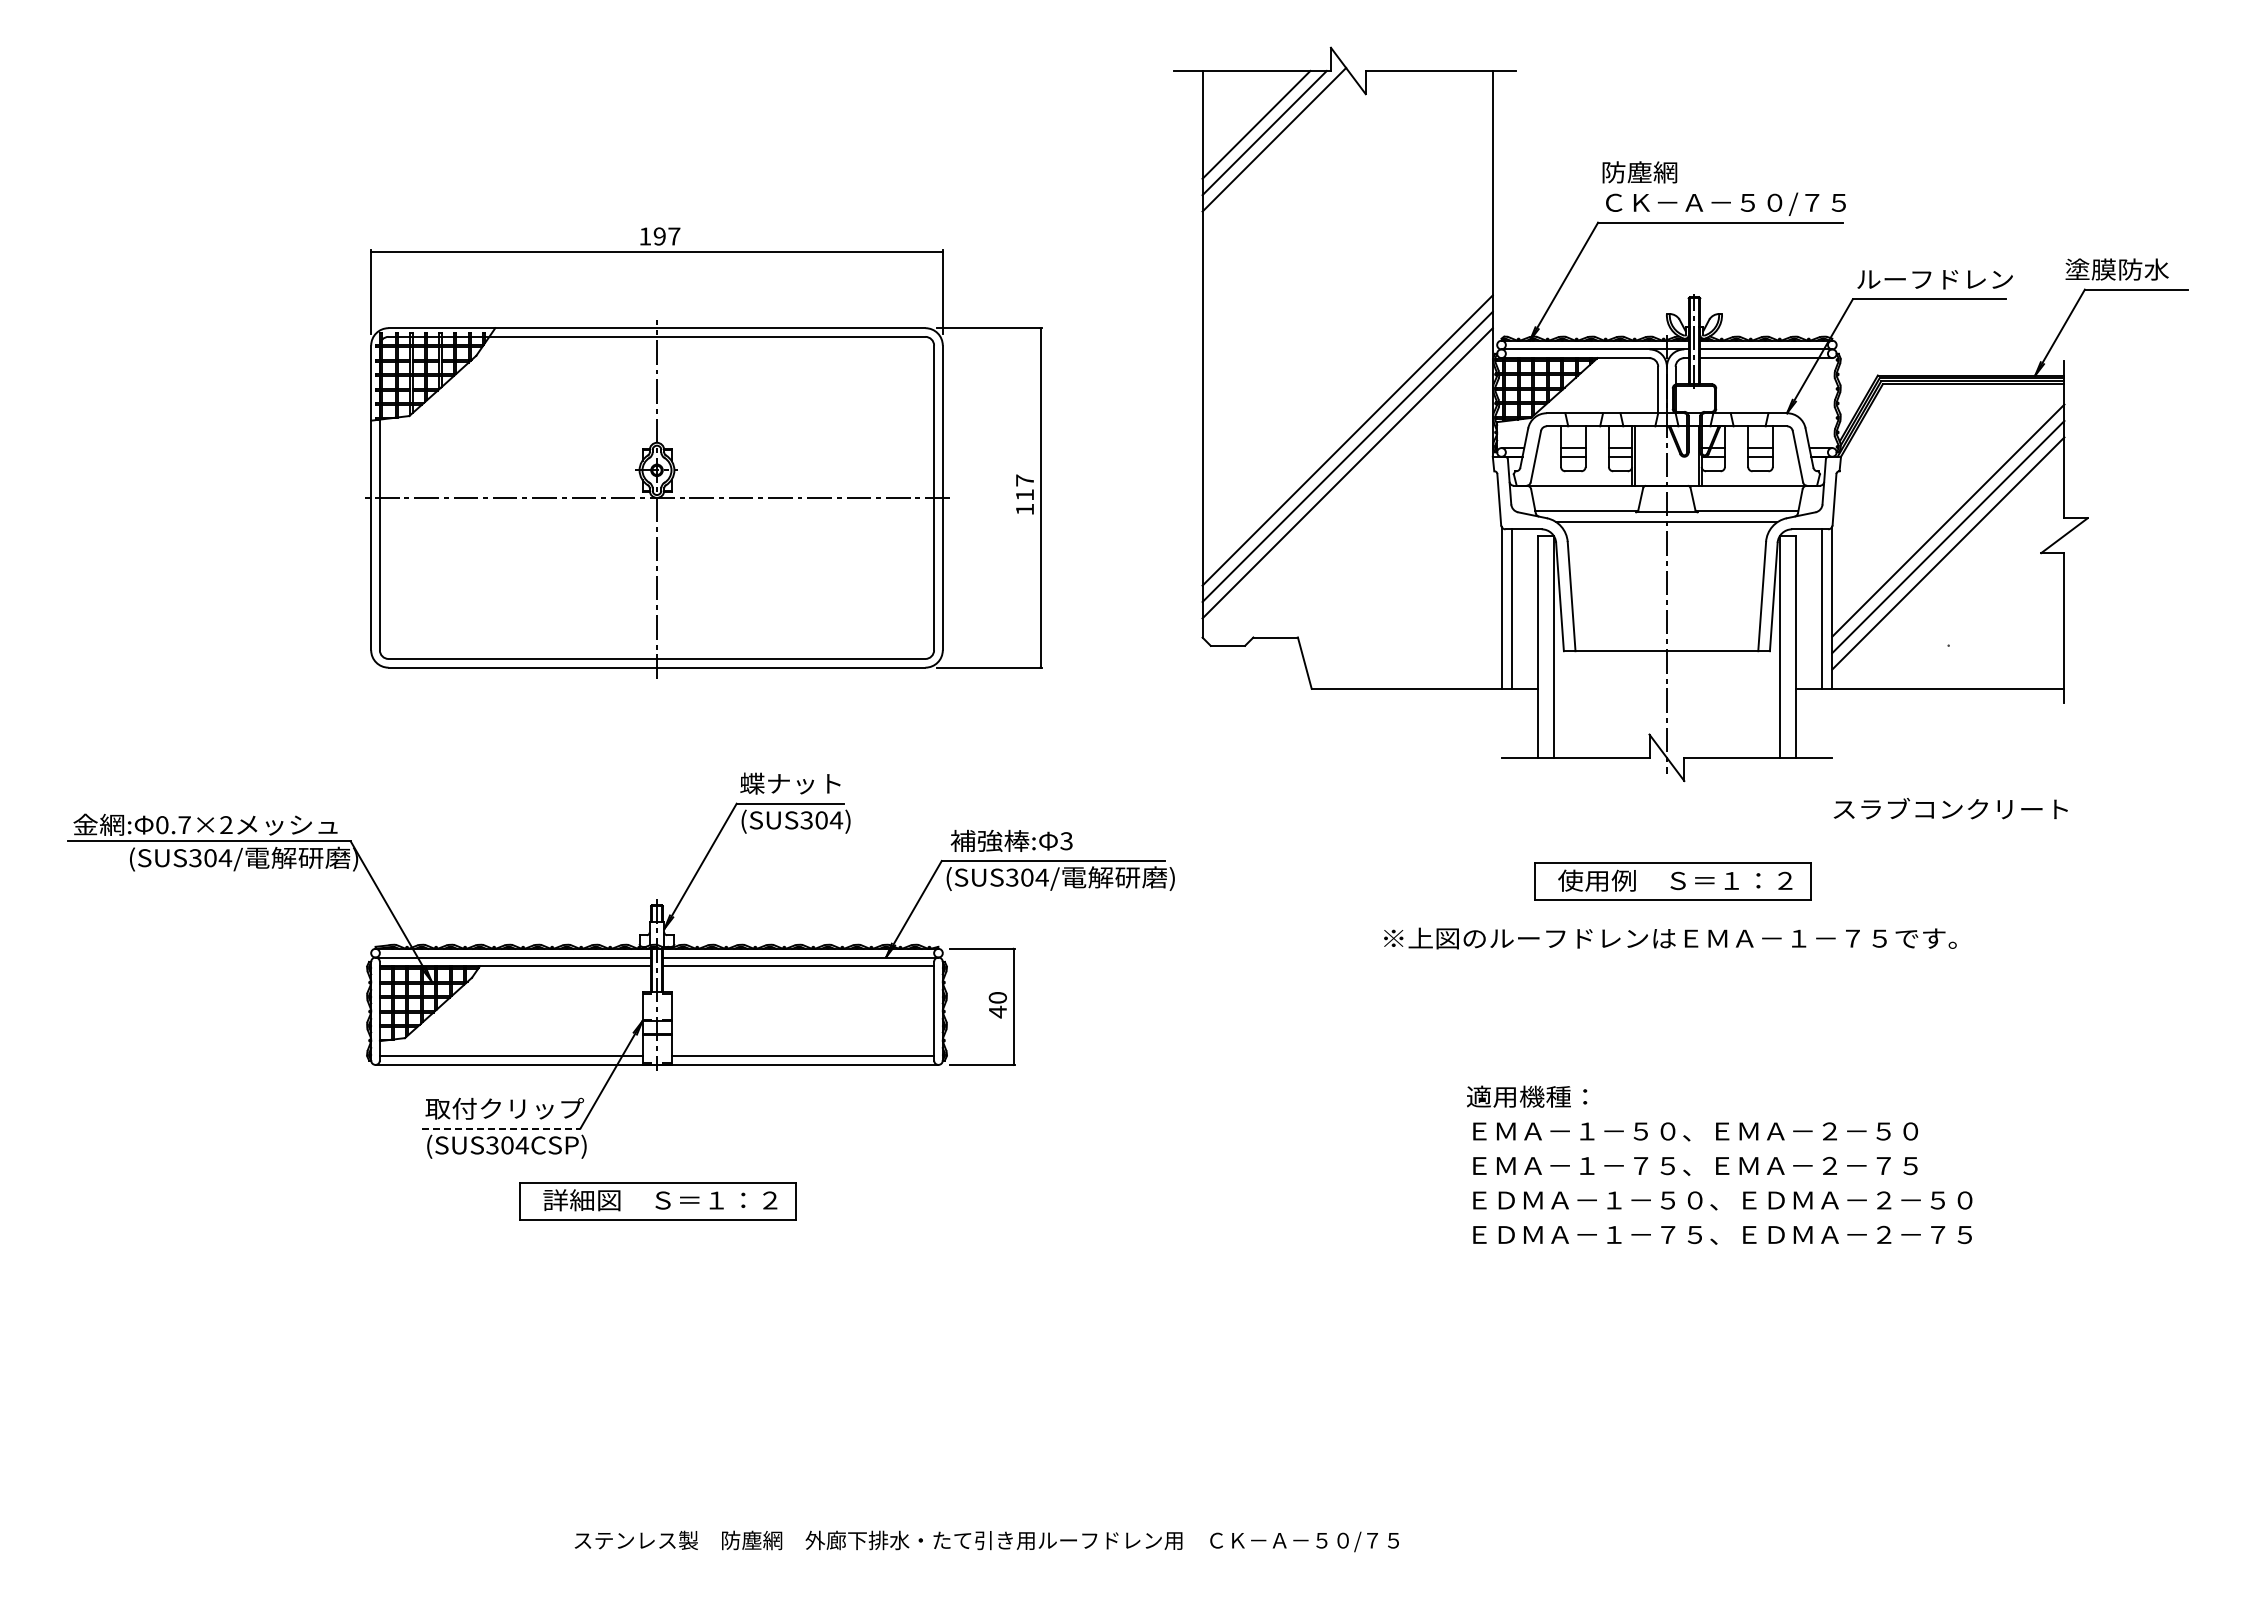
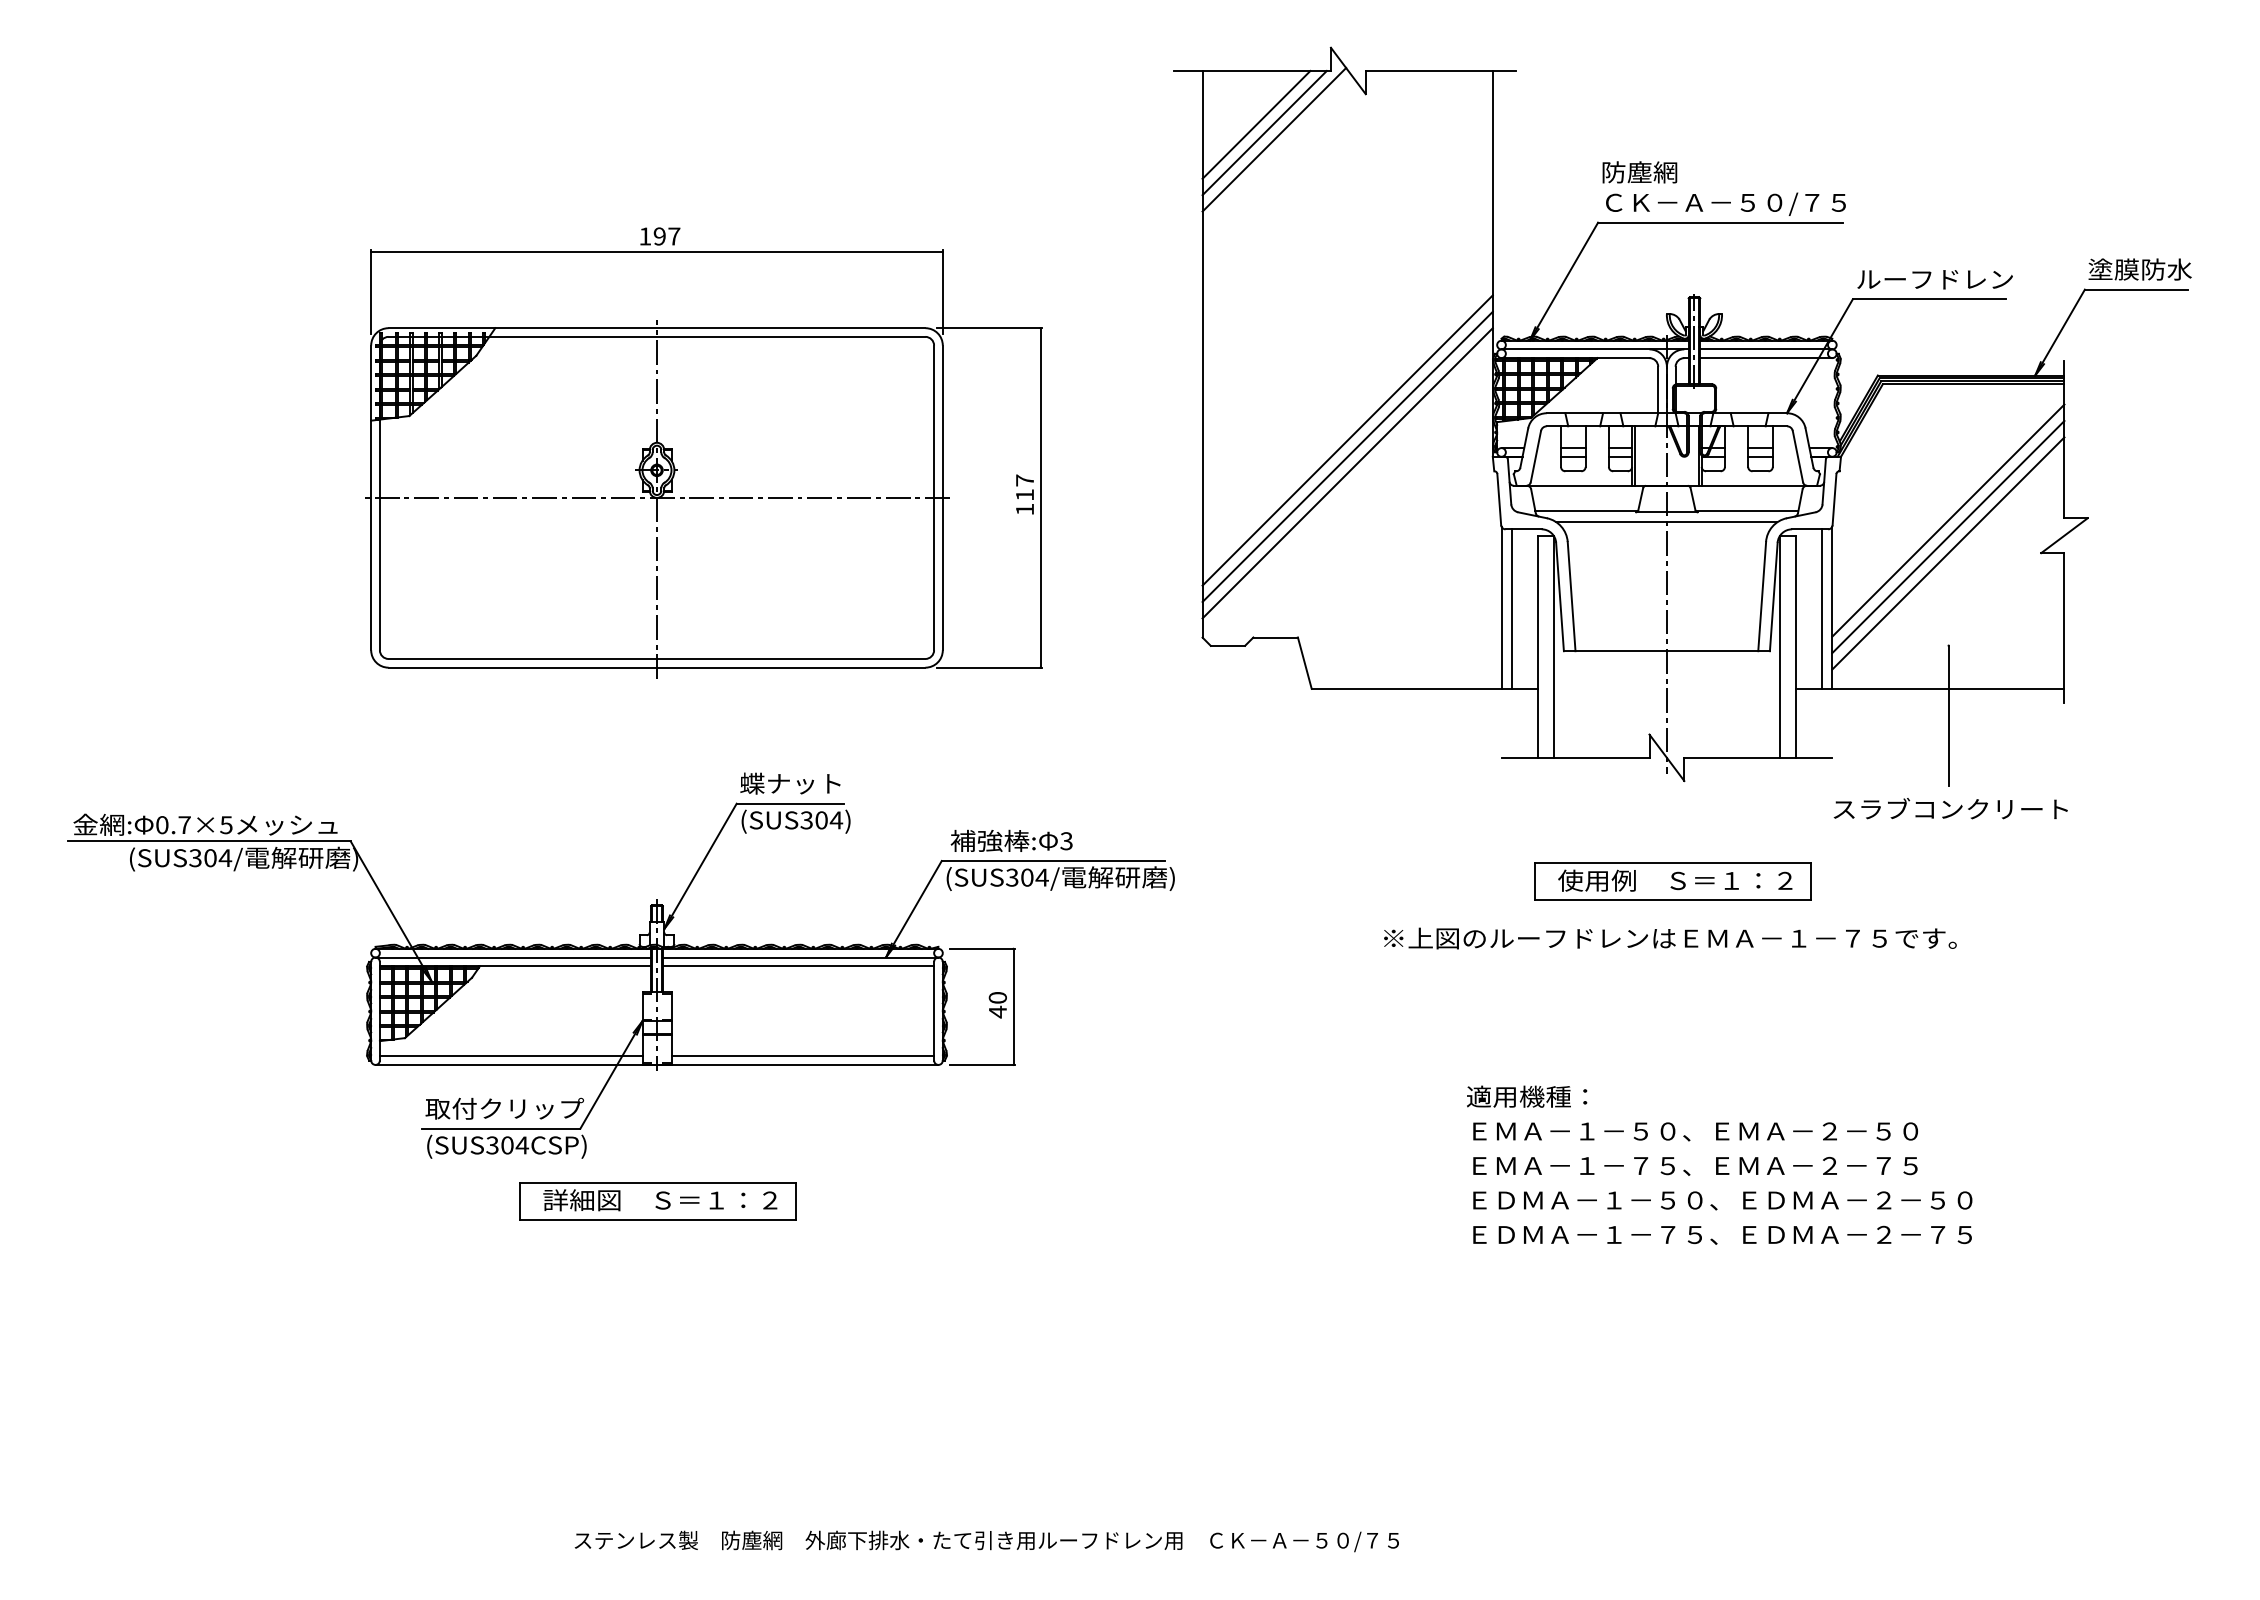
text position: (2116, 269) -> (2139, 269) (2139, 269)
line: none -> present (1948, 715)
text: 0.7×2 -> 0.7×5 (226, 825)
line: dashed -> solid (501, 1128)
